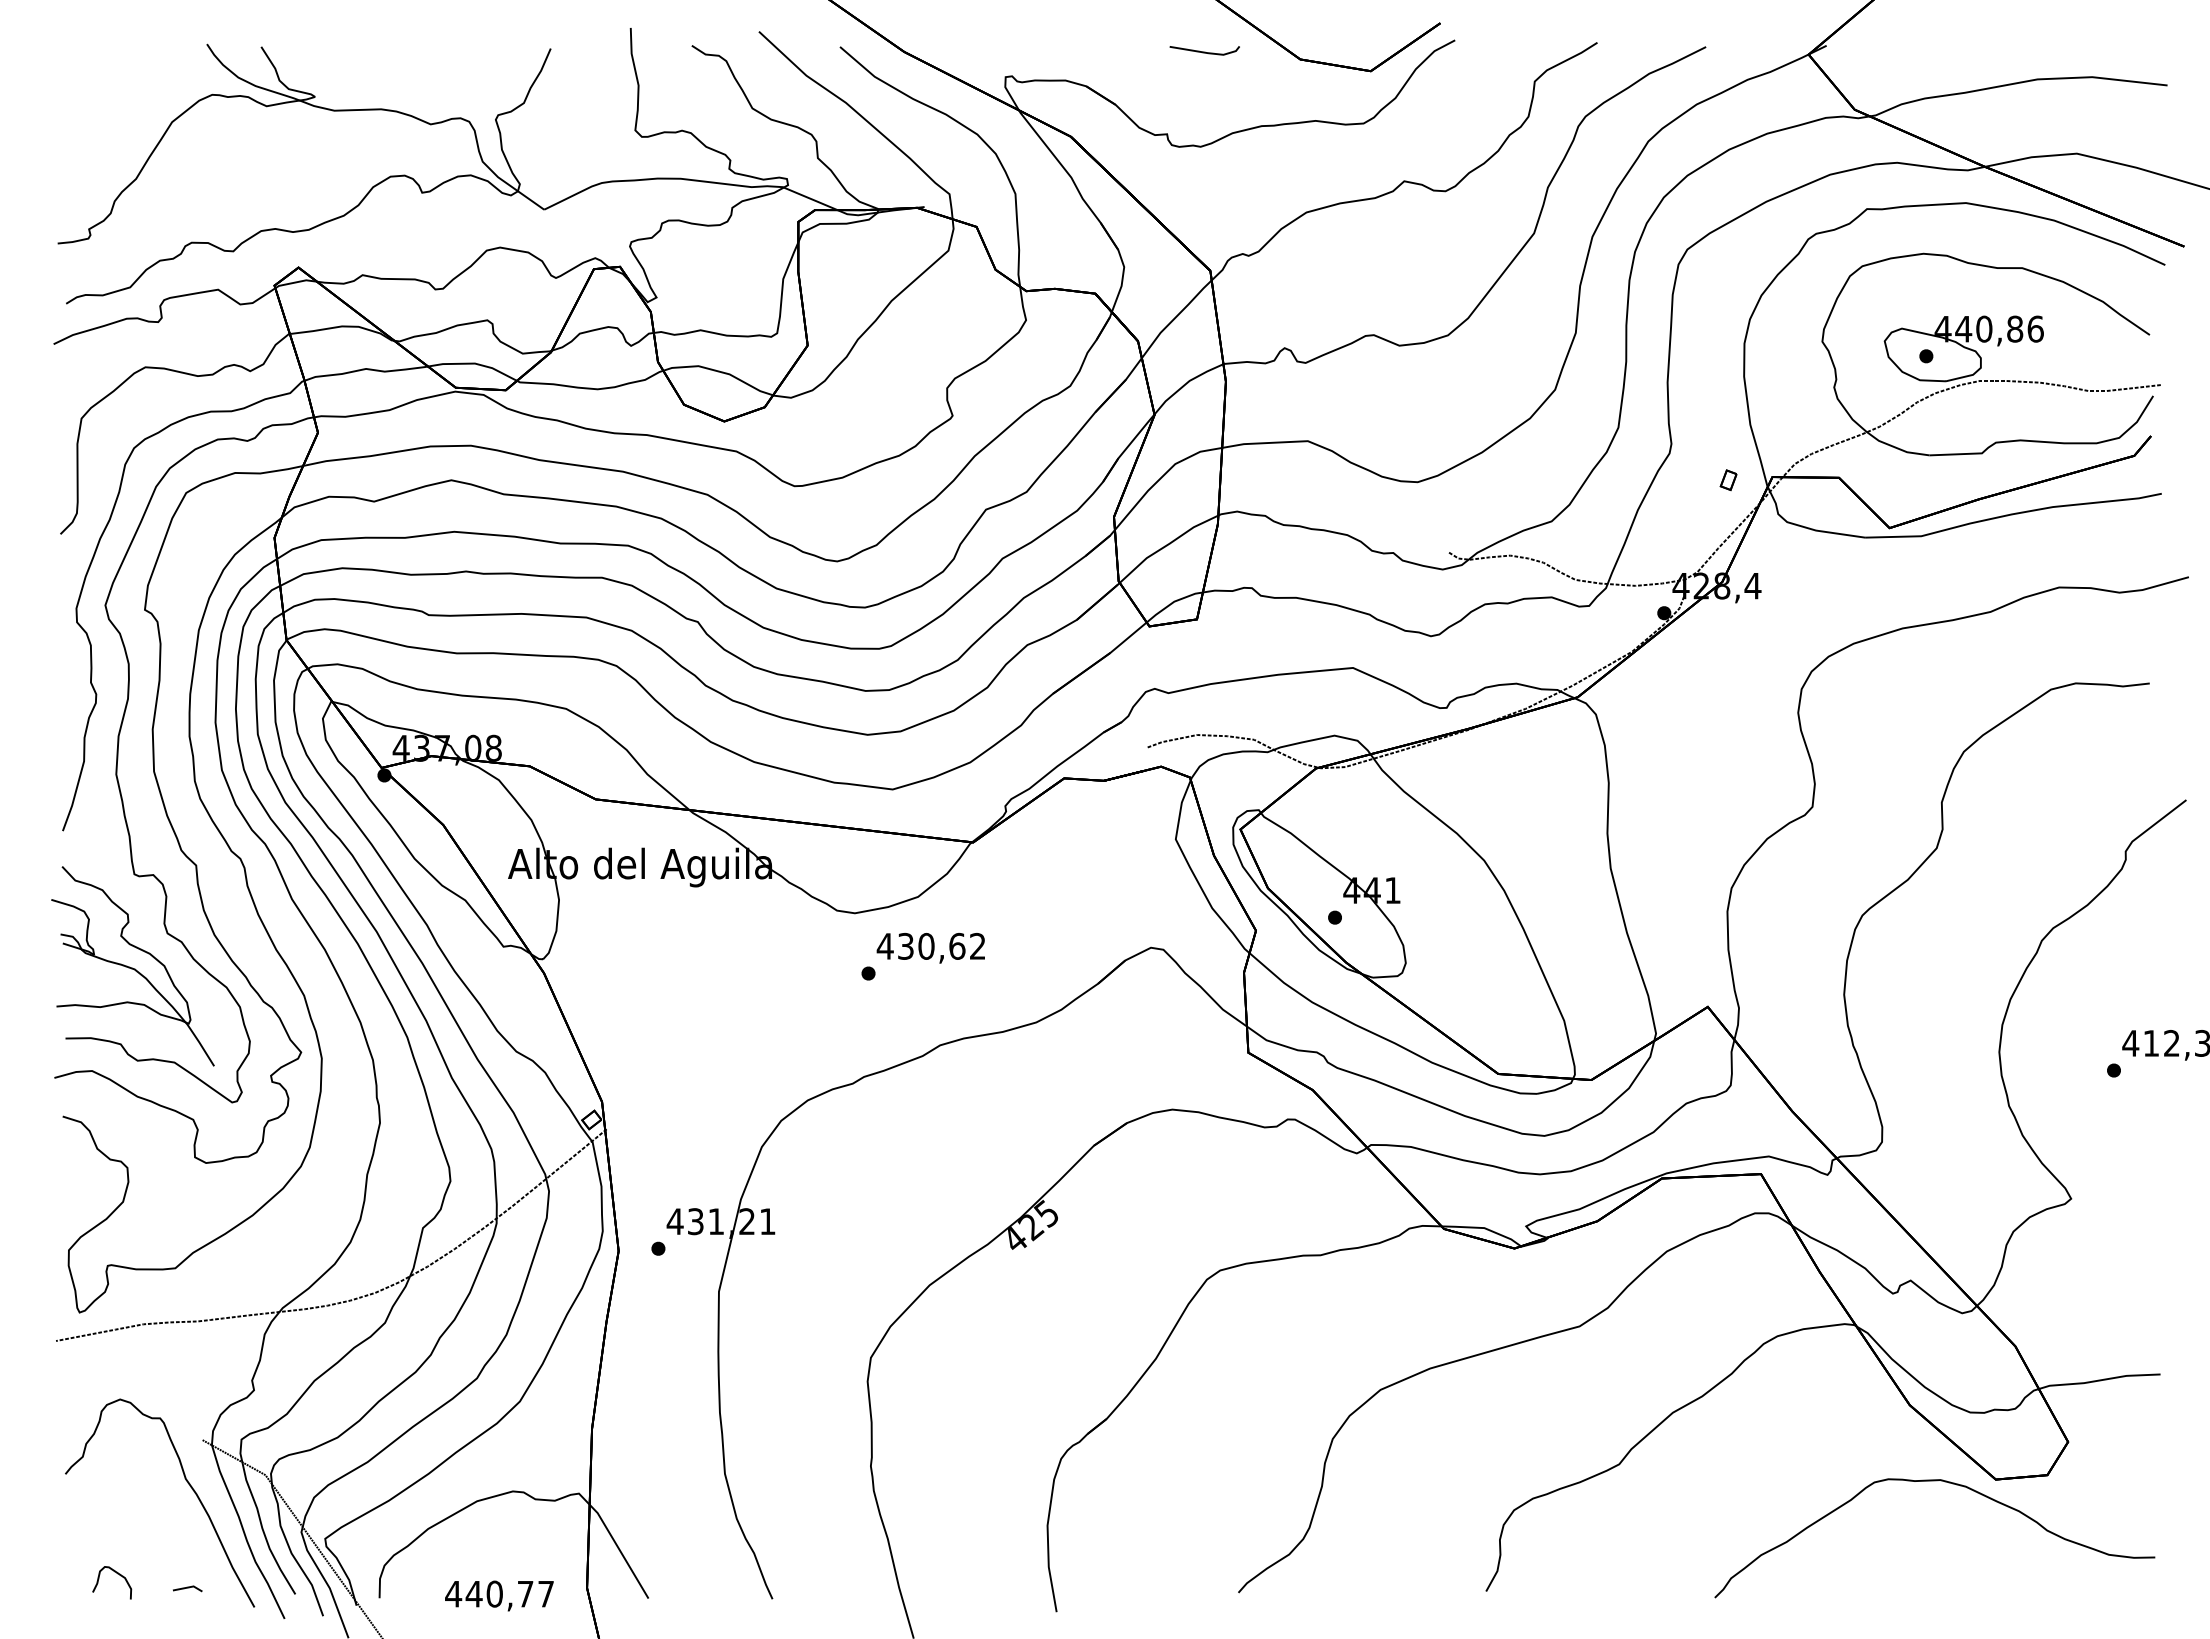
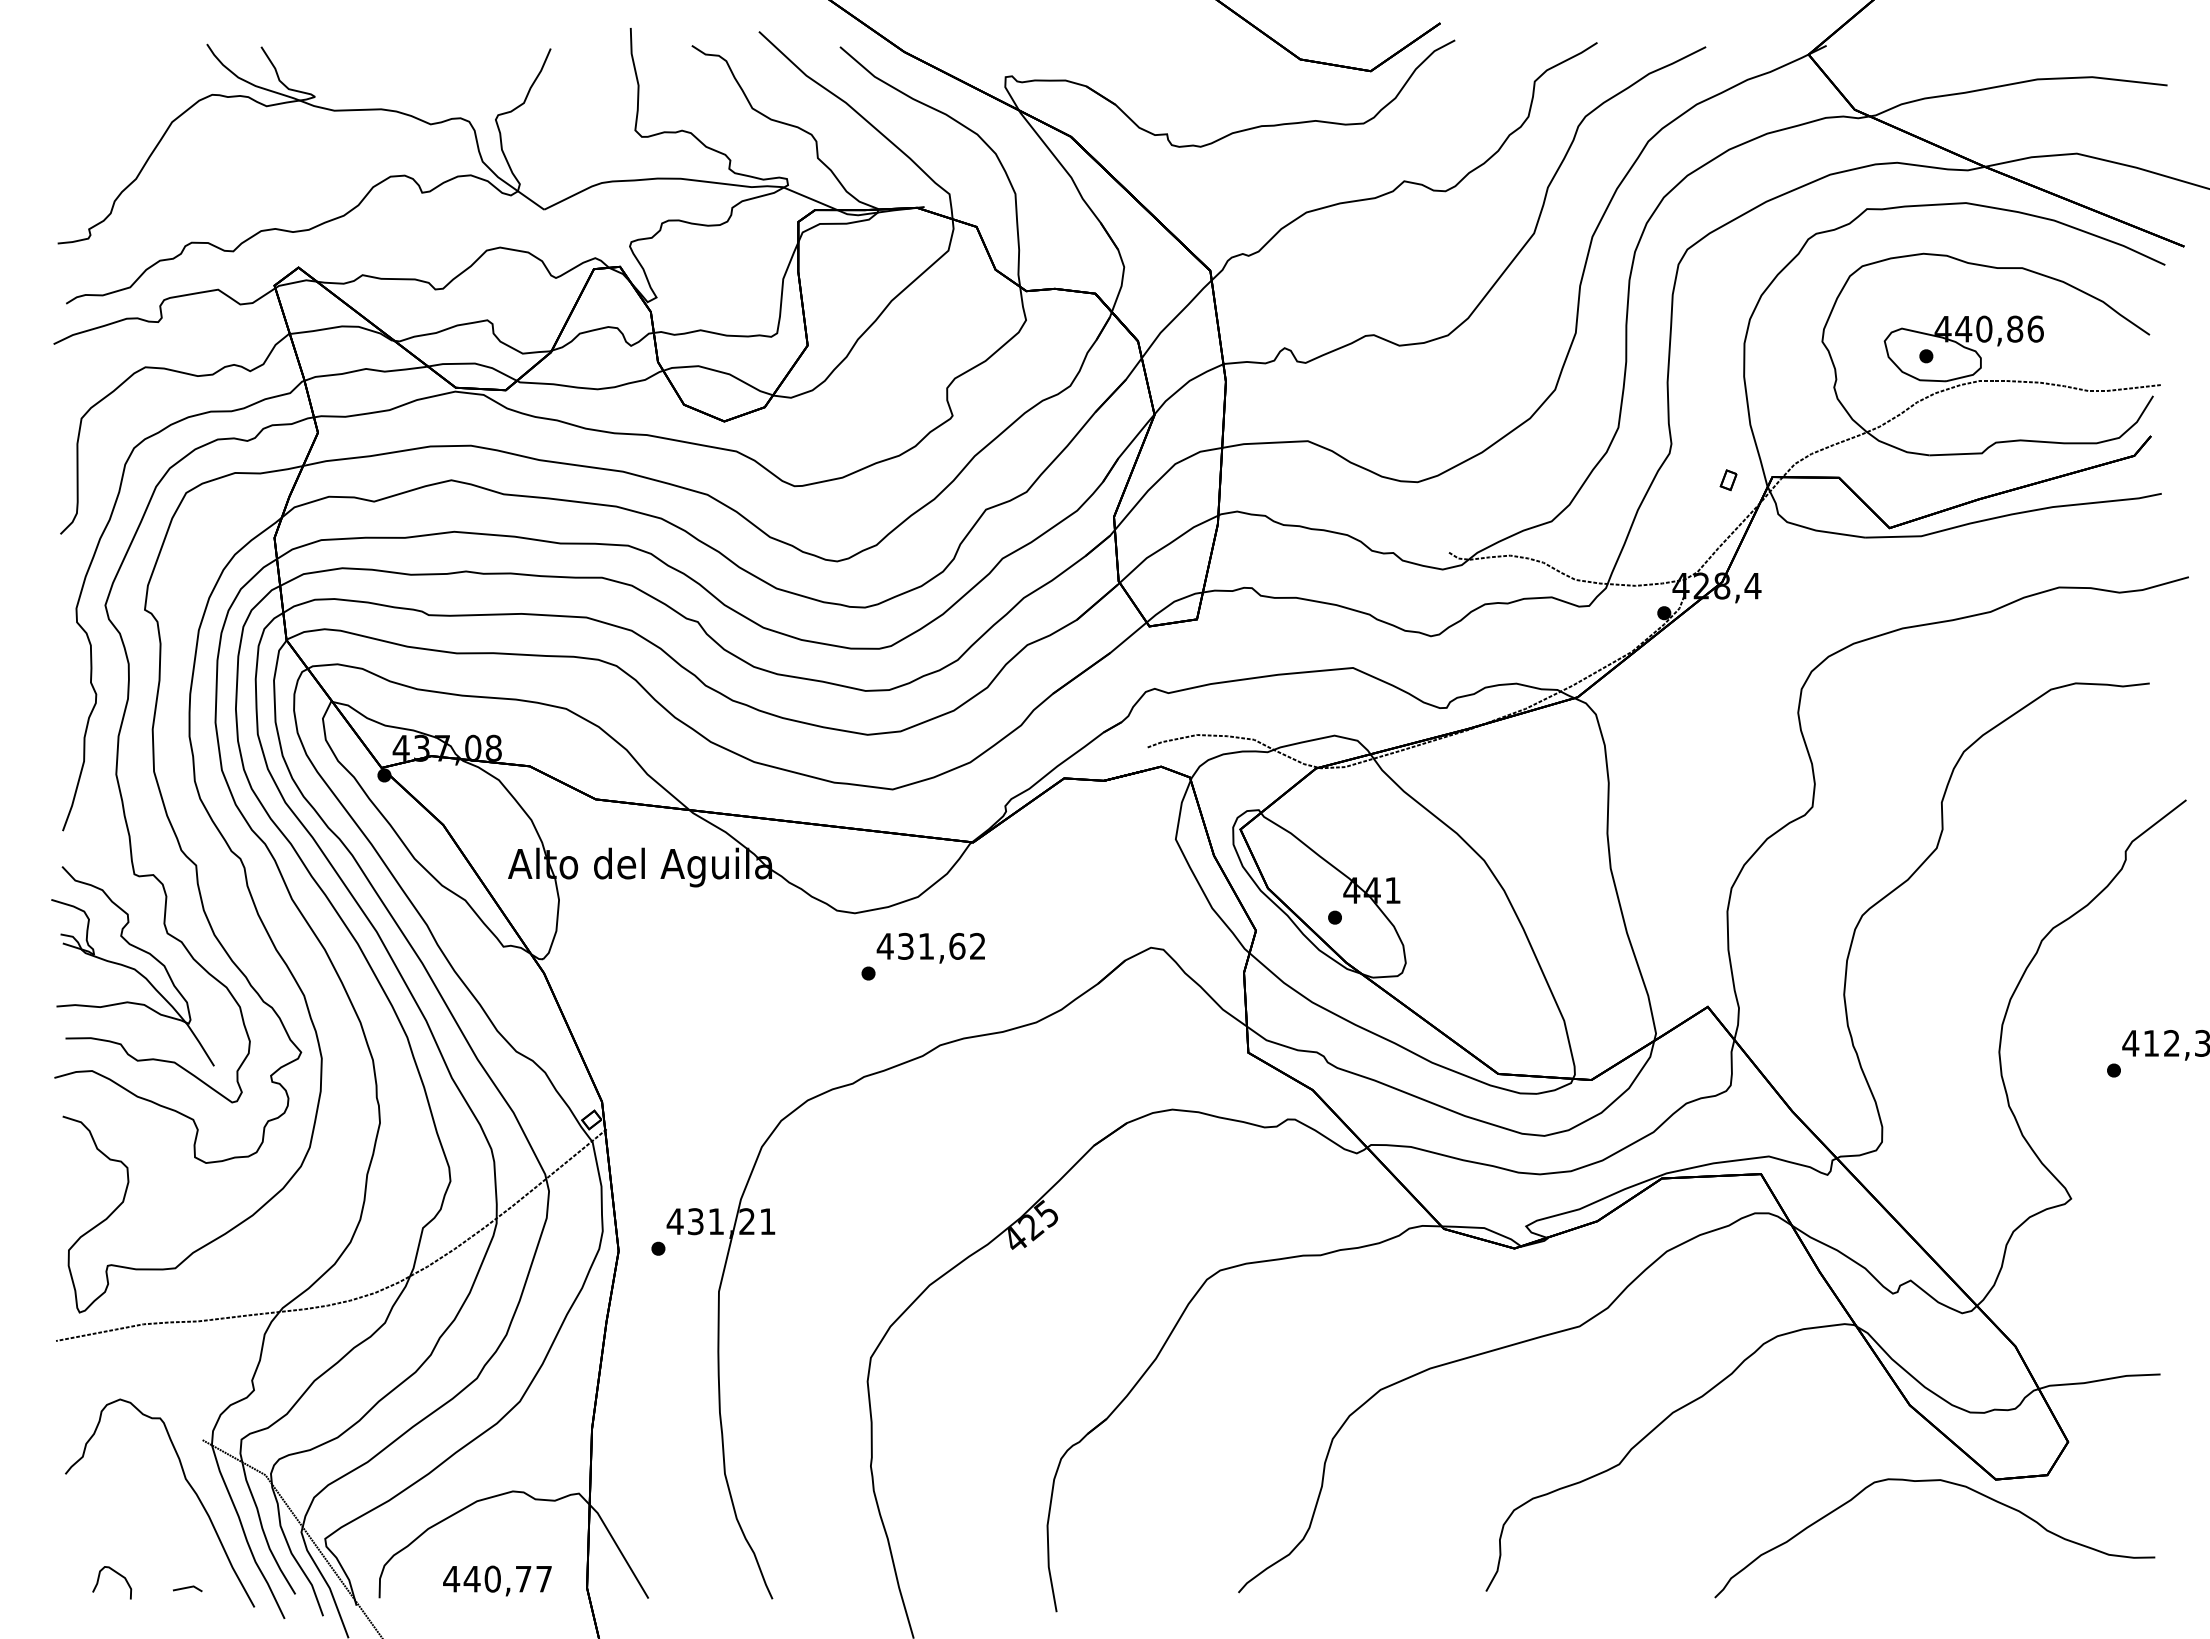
part: present -> none (1204, 50)
text: 430,62 -> 431,62 (926, 945)
text position: (499, 1595) -> (497, 1580) (497, 1580)
